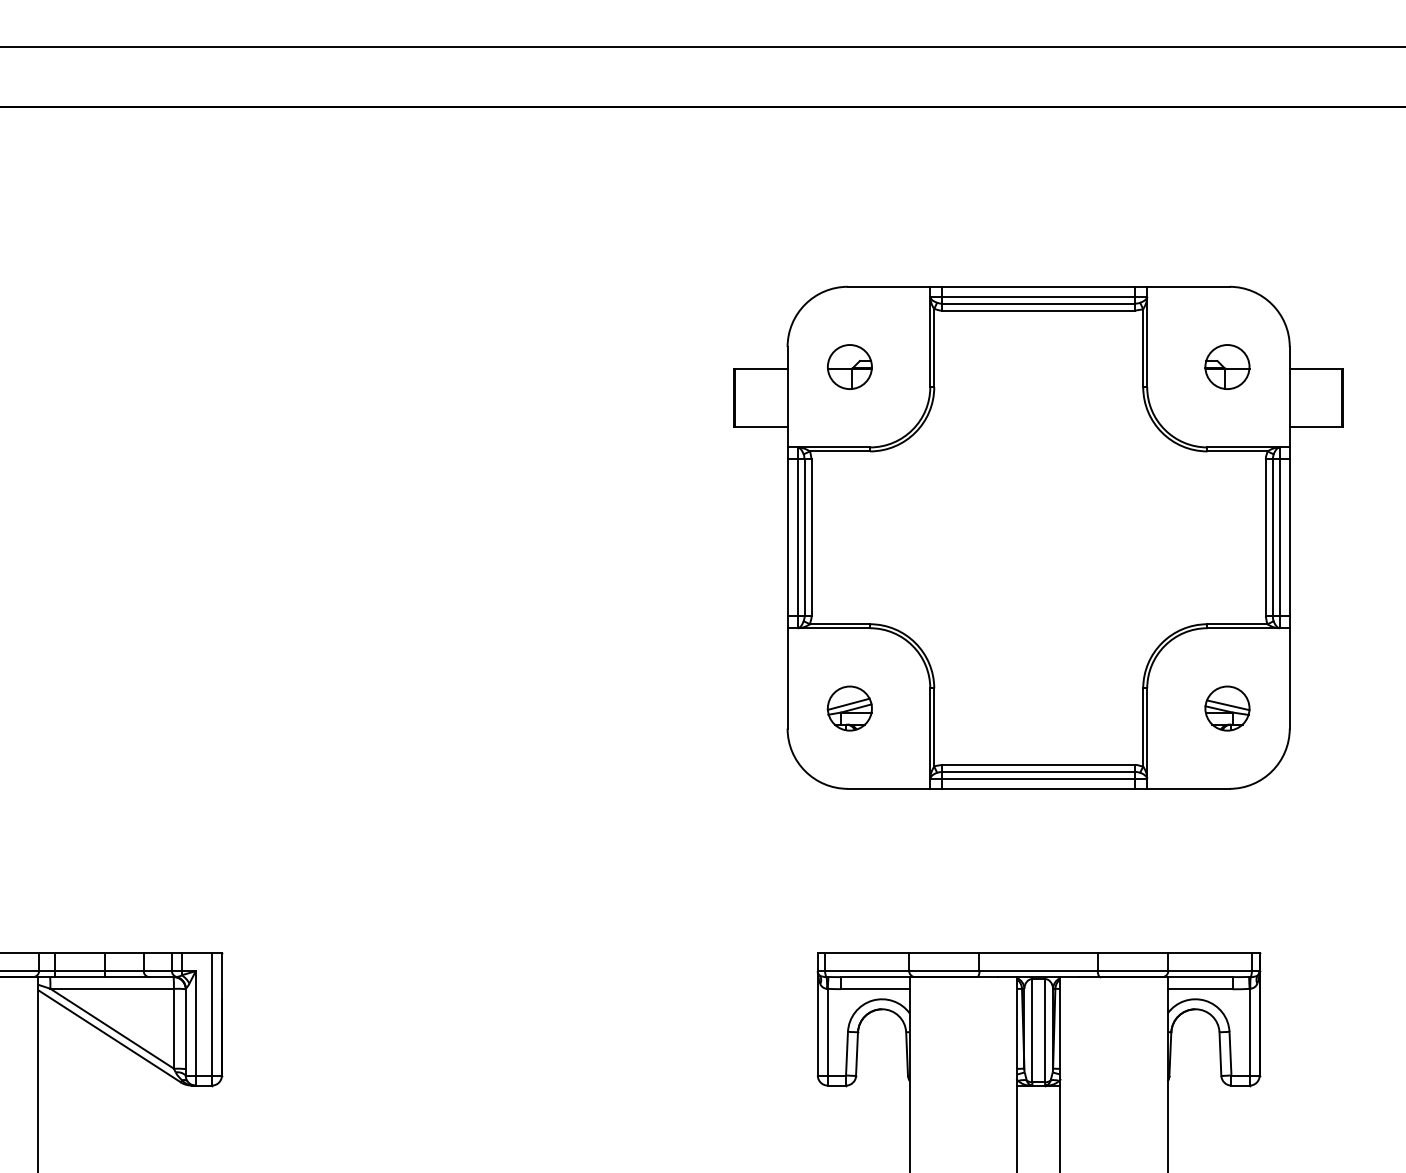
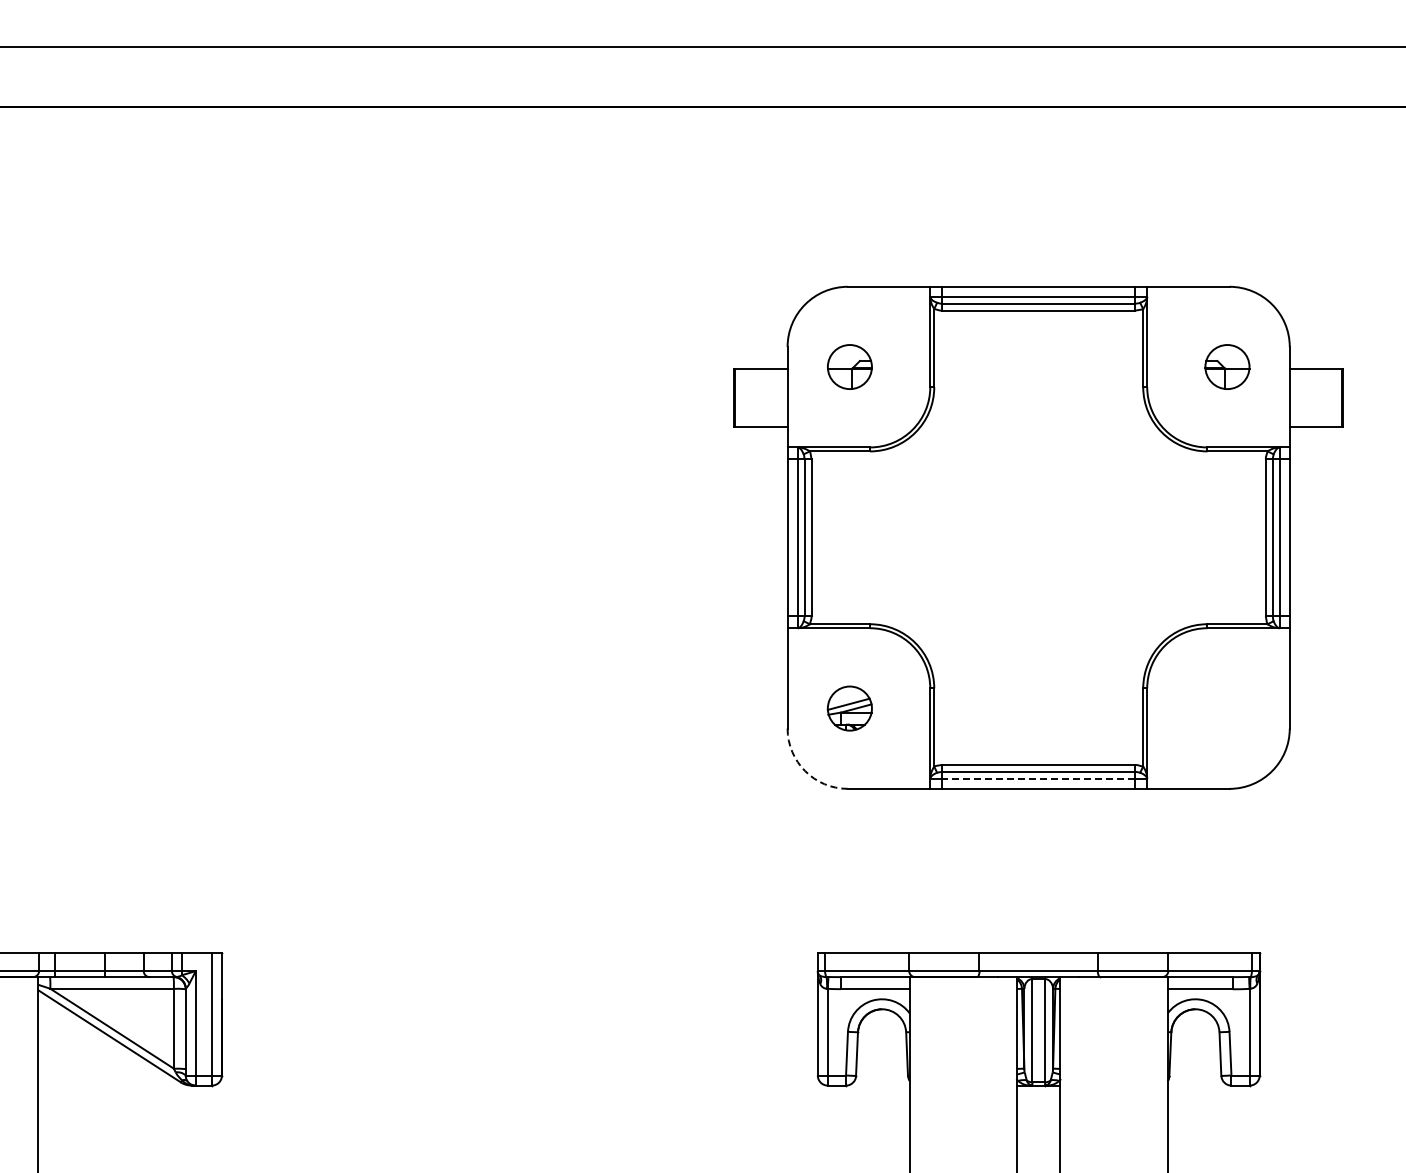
part: present -> none (1227, 708)
arc: solid -> dashed (805, 771)
line: solid -> dashed (1038, 778)
